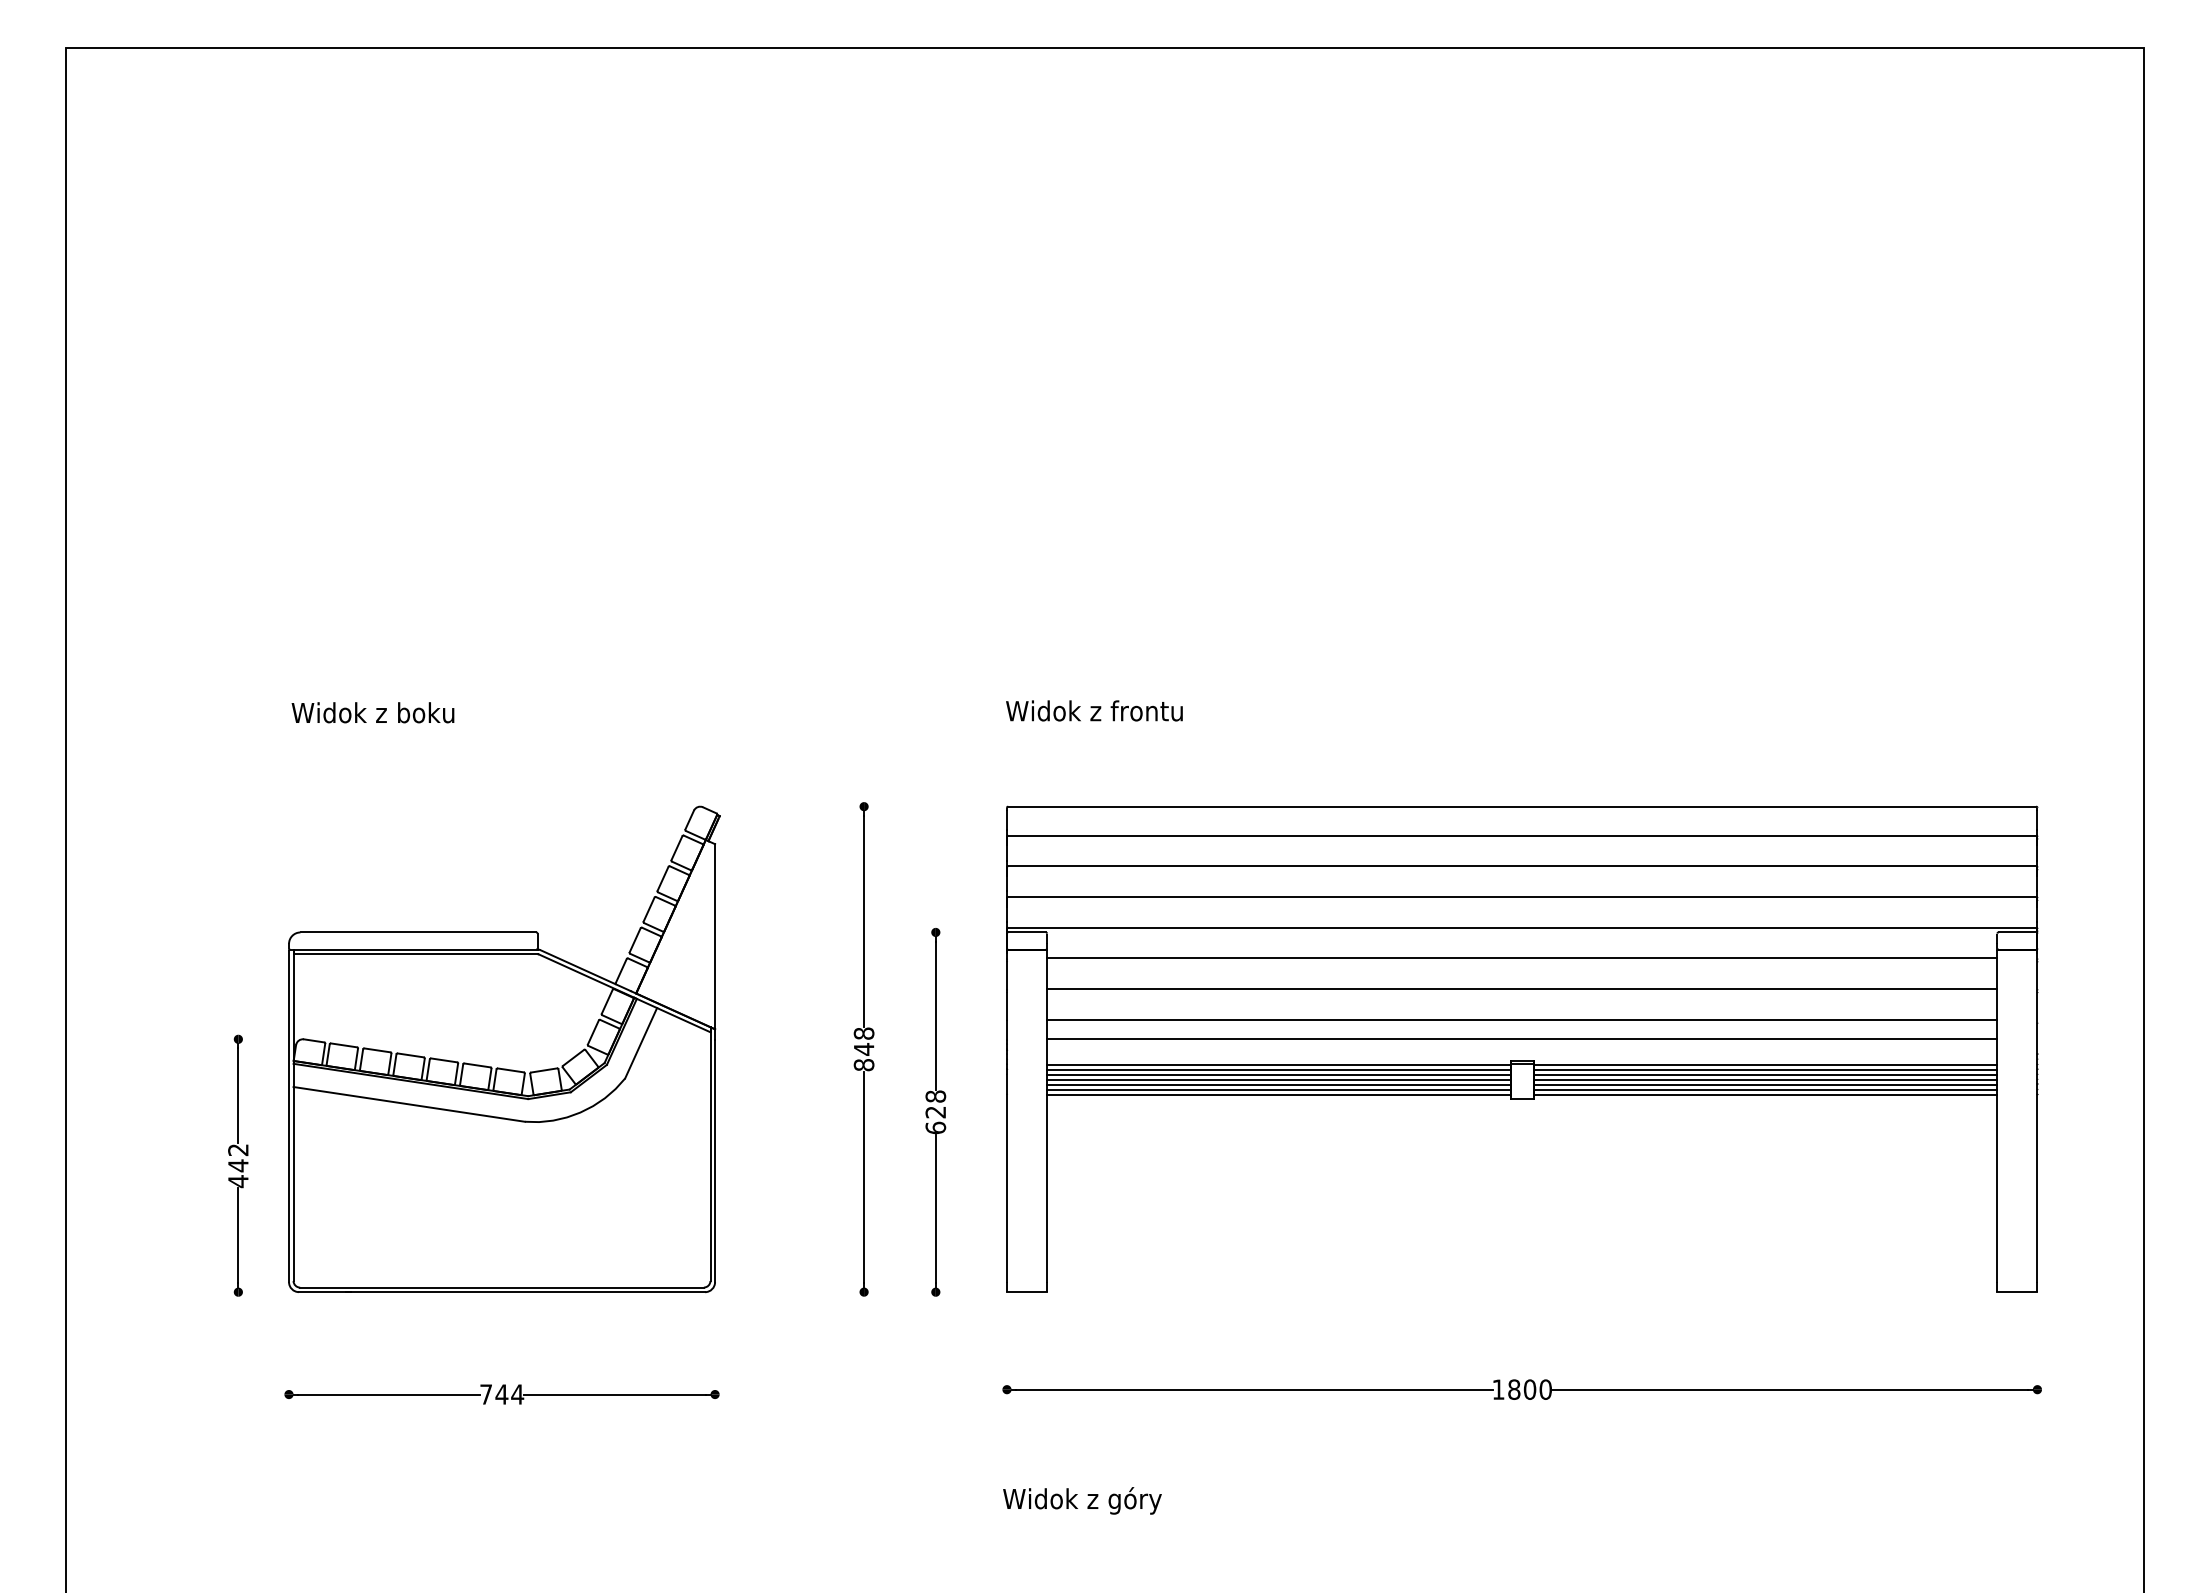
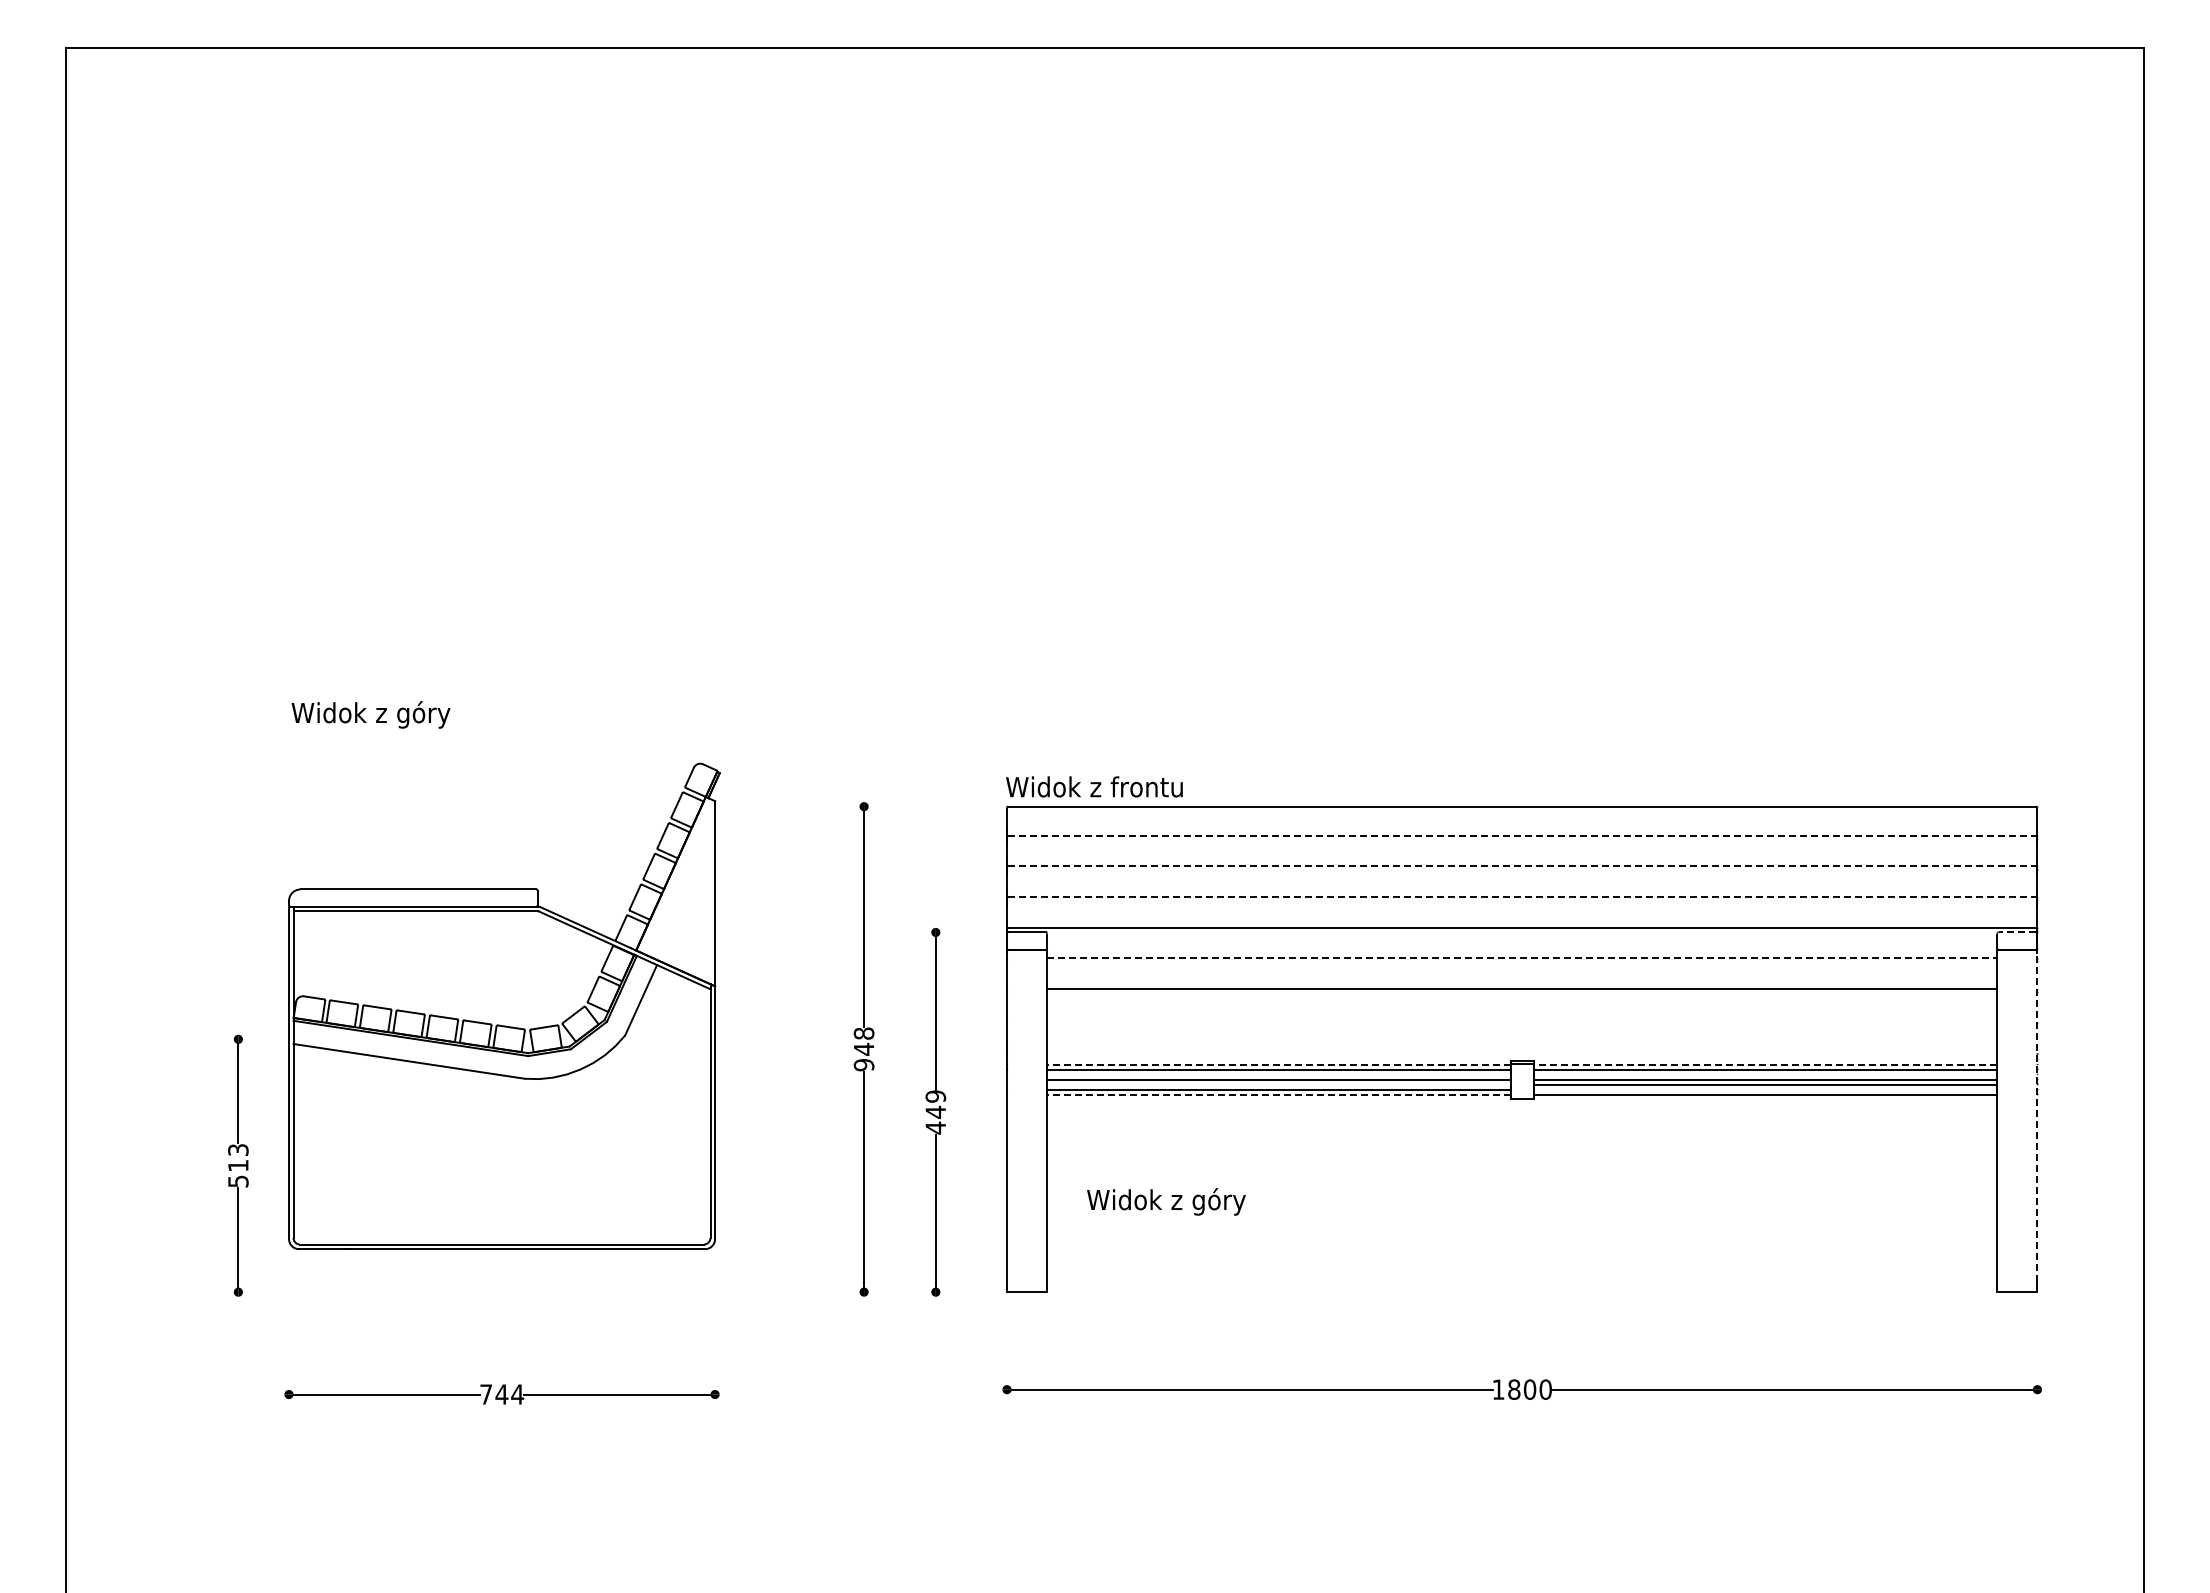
text position: (1094, 710) -> (1094, 786) (1094, 786)
text: Widok z boku -> Widok z góry (425, 714)
line: solid -> dashed (1522, 835)
line: solid -> dashed (1522, 866)
line: solid -> dashed (1522, 896)
line: solid -> dashed (2017, 932)
line: solid -> dashed (1522, 958)
line: present -> none (1522, 1019)
line: present -> none (1522, 1039)
part position: (504, 1049) -> (504, 1006) (504, 1006)
text: 848 -> 948 (864, 1065)
line: solid -> dashed (1278, 1065)
line: solid -> dashed (1765, 1065)
line: present -> none (1278, 1074)
line: present -> none (1765, 1074)
line: present -> none (1278, 1085)
line: present -> none (1765, 1090)
line: solid -> dashed (1278, 1095)
text: 628 -> 449 (935, 1112)
line: solid -> dashed (2037, 1116)
text: 442 -> 513 (238, 1166)
text position: (1082, 1500) -> (1166, 1201) (1166, 1201)
